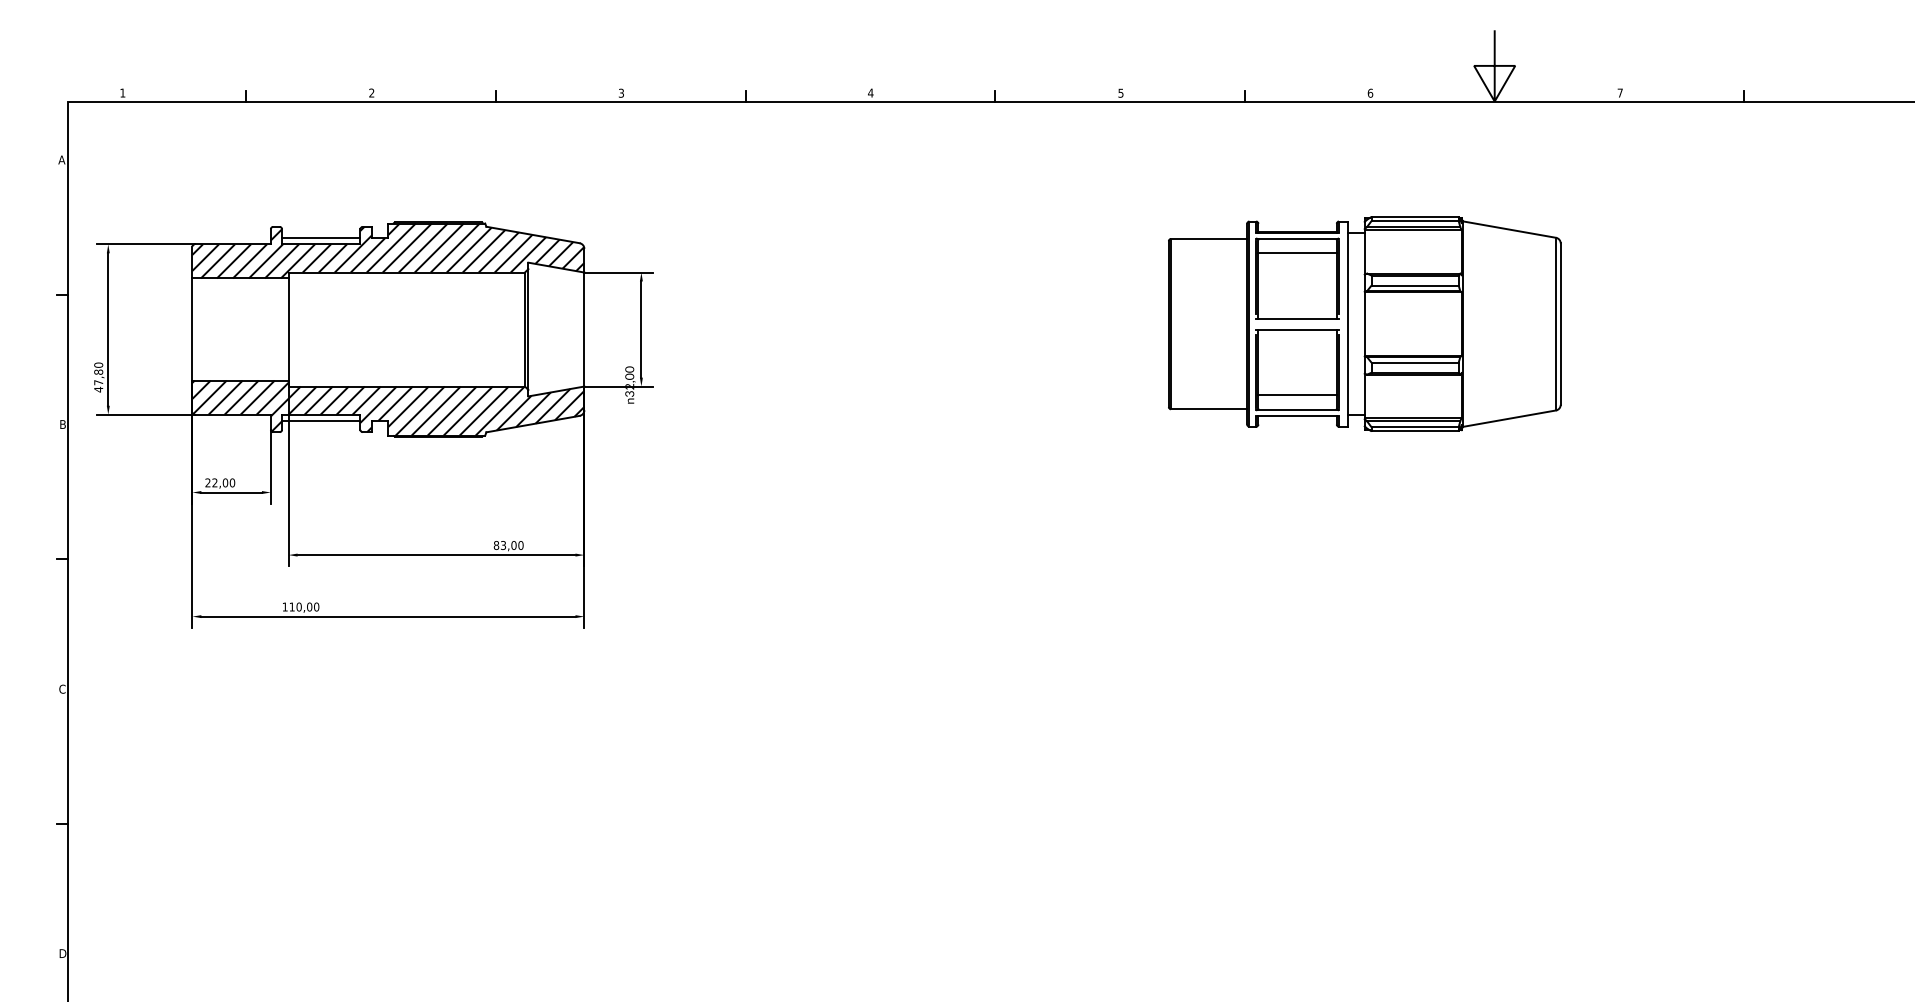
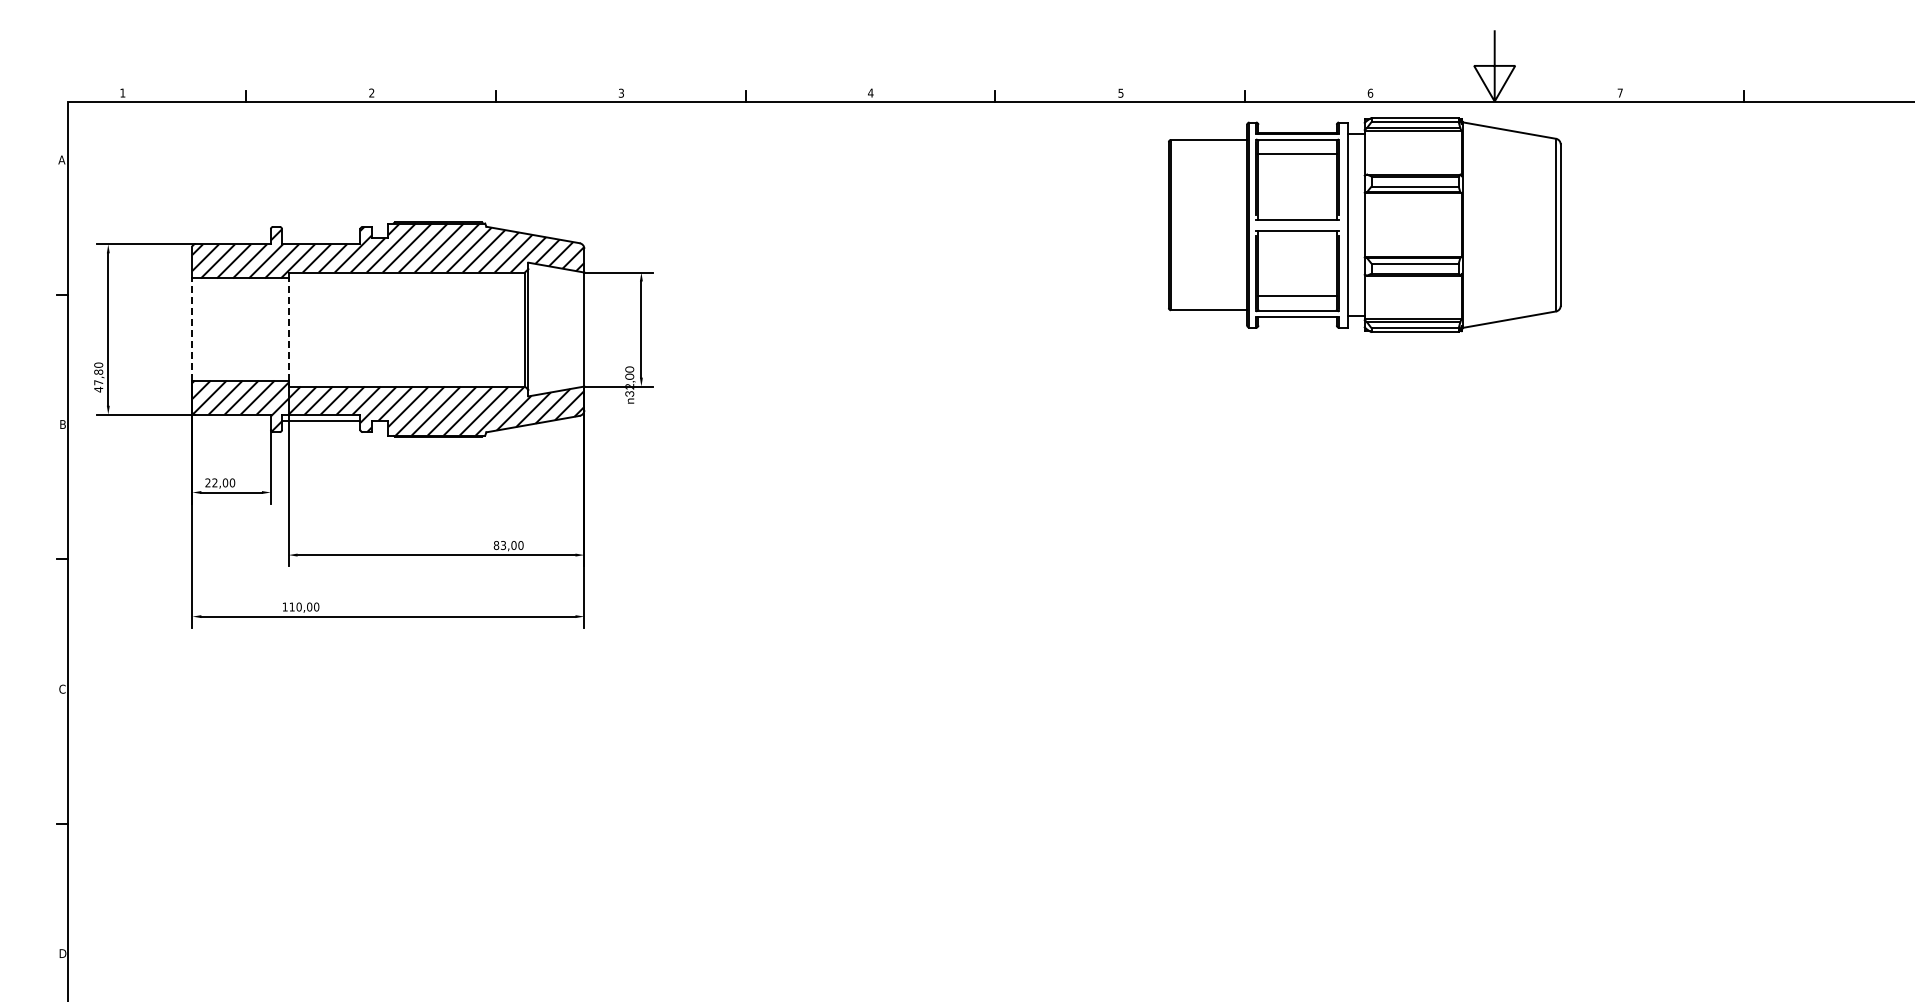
line: present -> none (321, 237)
part position: (1364, 323) -> (1364, 224) (1364, 224)
line: solid -> dashed (192, 329)
line: solid -> dashed (288, 329)
